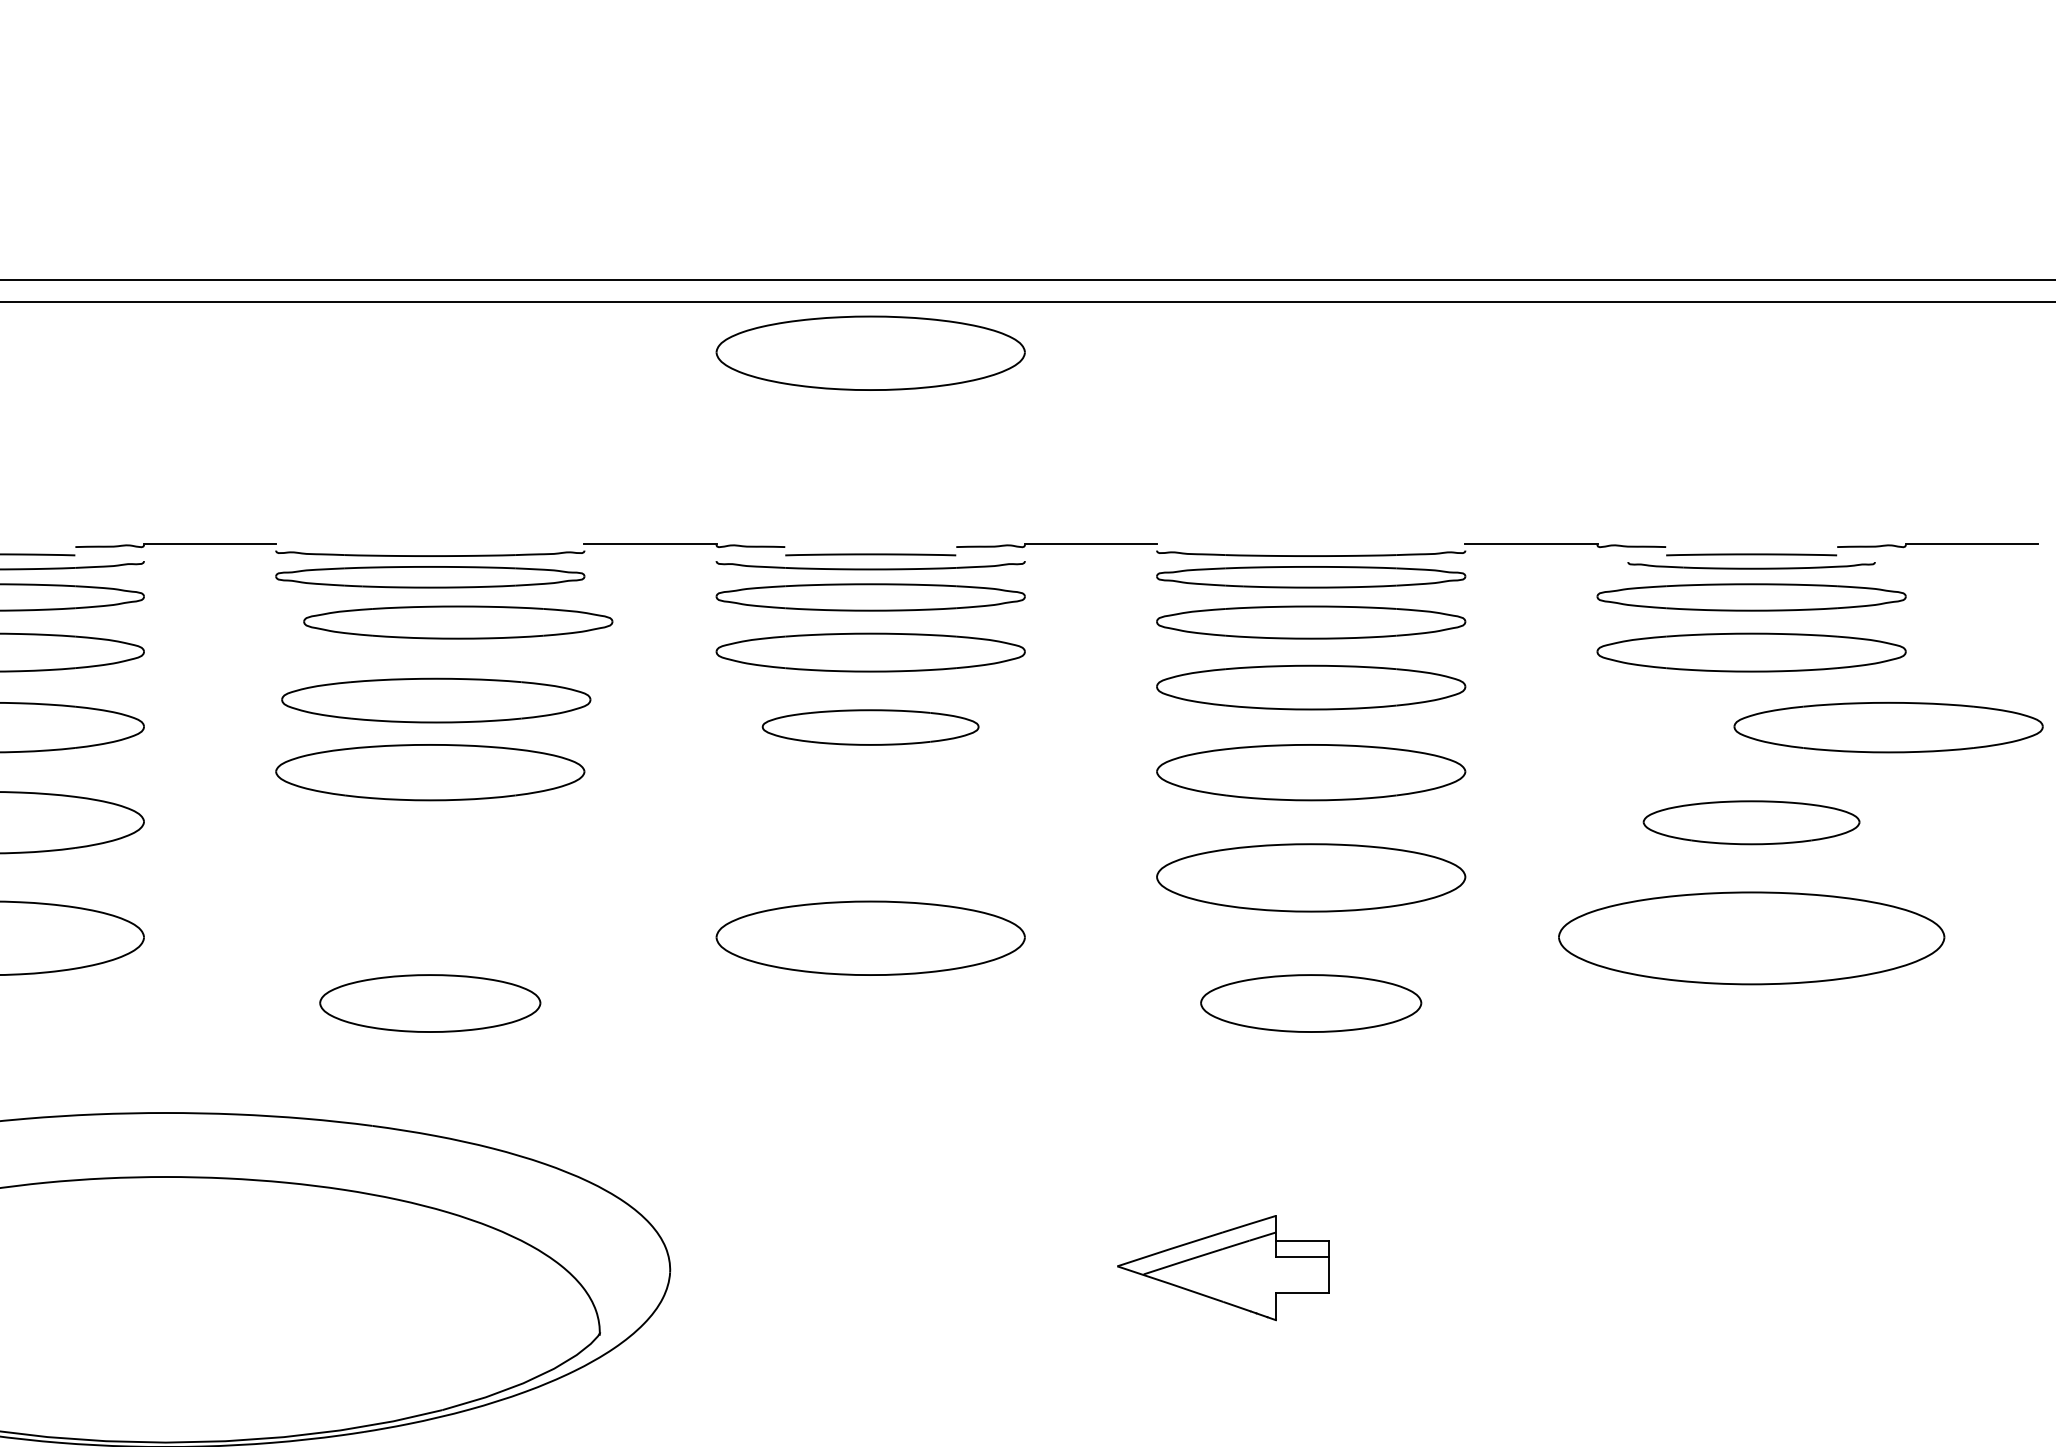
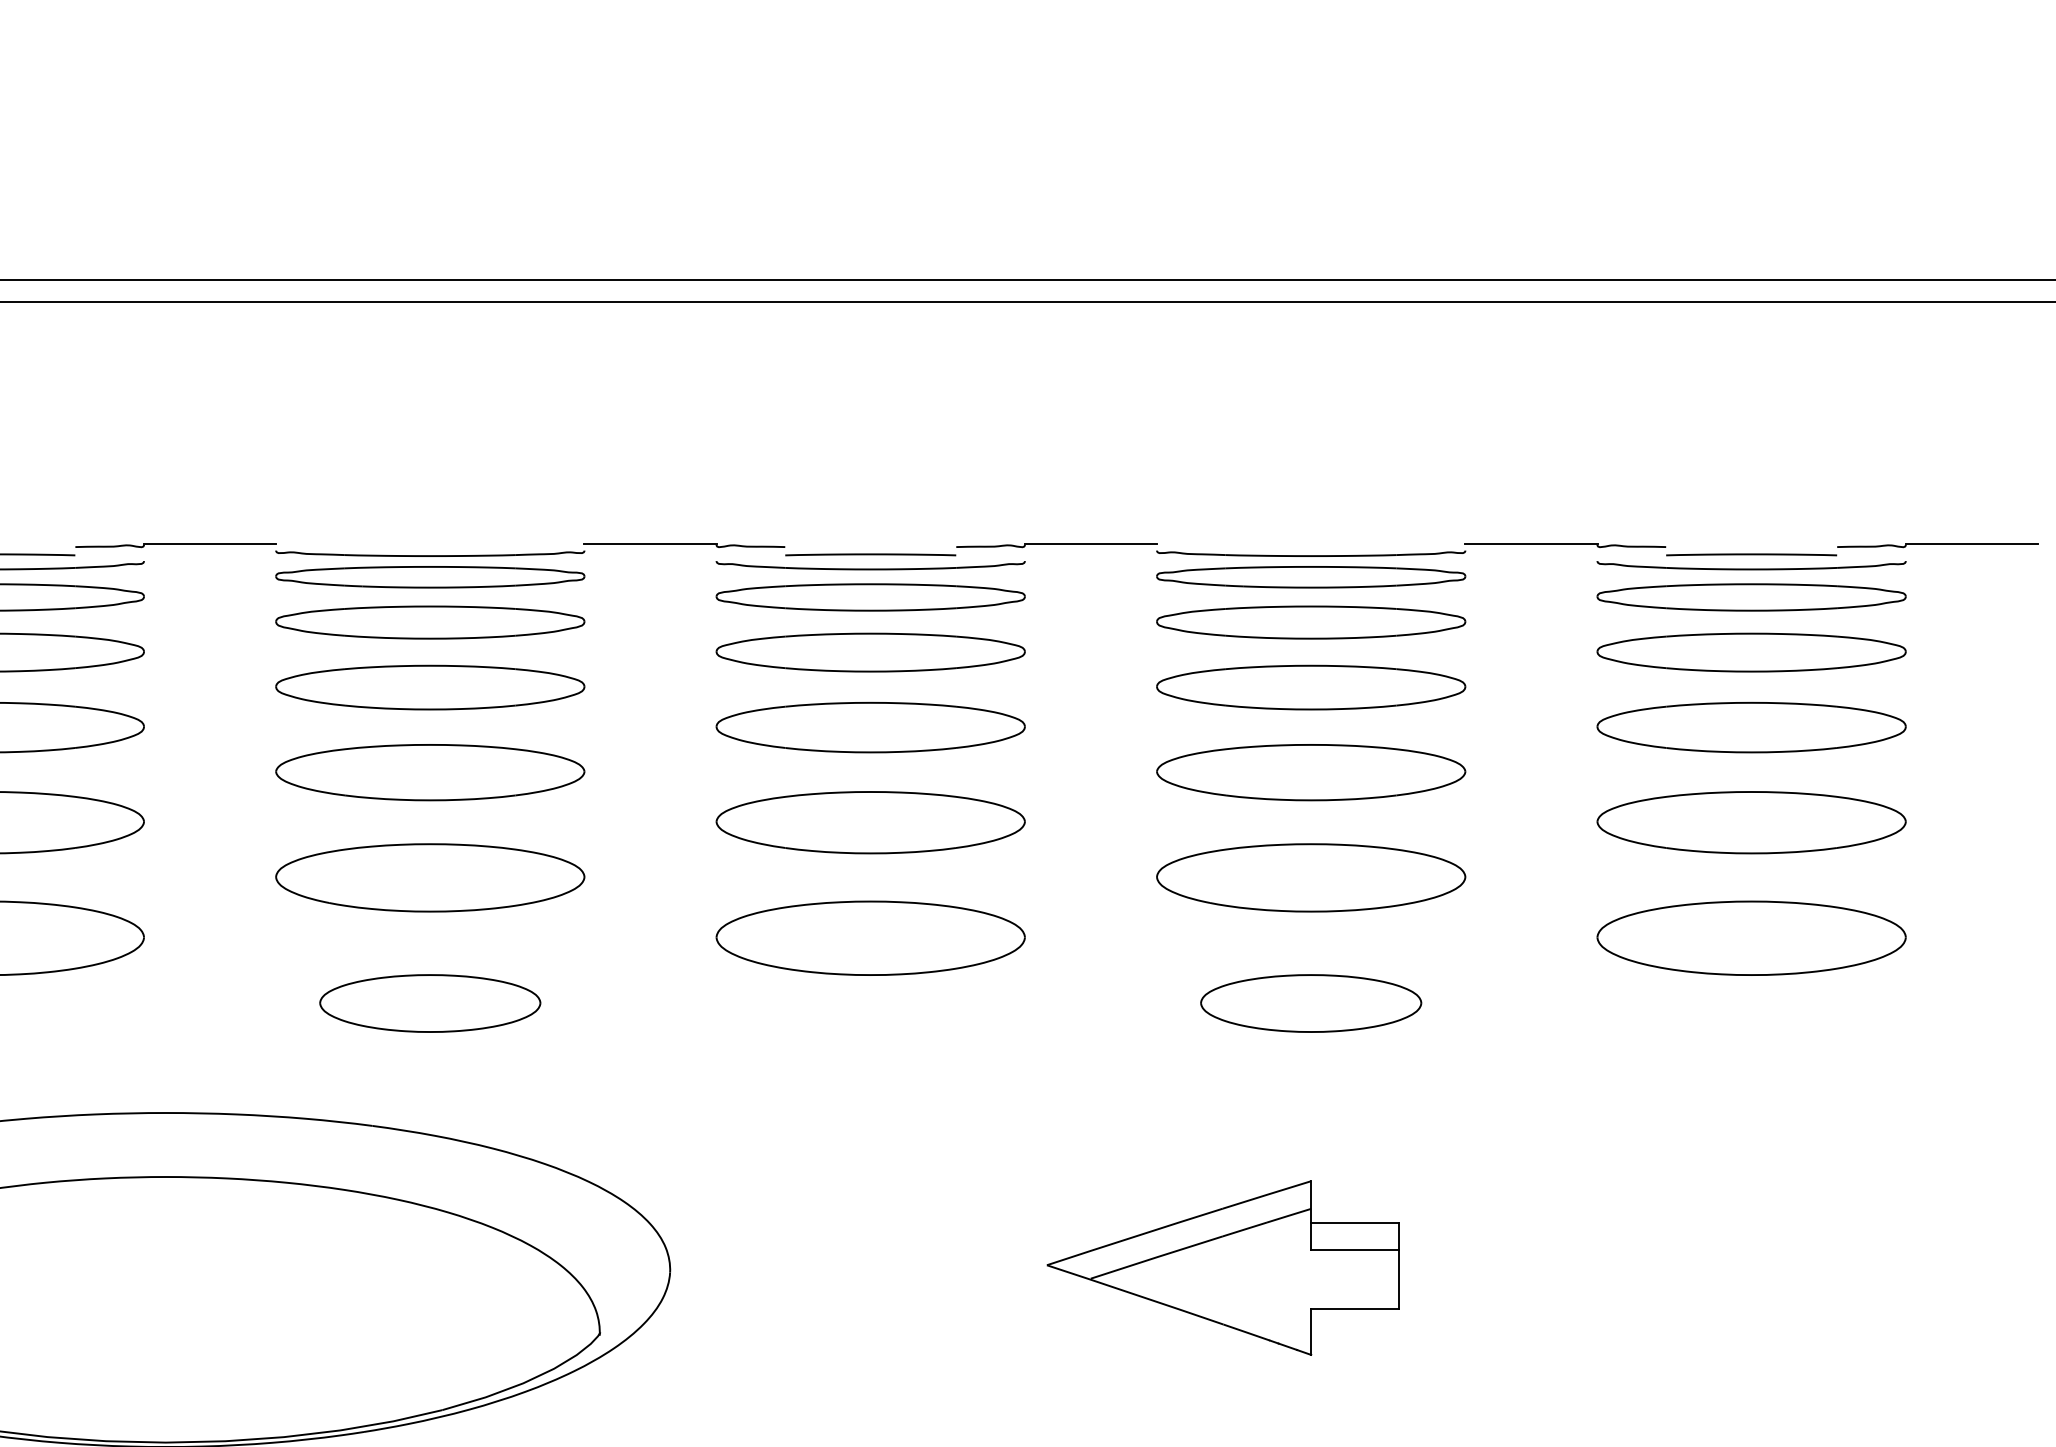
part: present -> none (870, 352)
part size: 249x8 px -> 311x10 px (1751, 565)
part position: (458, 622) -> (430, 622) (430, 622)
part position: (436, 700) -> (430, 687) (430, 687)
part size: 219x37 px -> 311x53 px (870, 727)
part position: (1888, 727) -> (1751, 727) (1751, 727)
part: none -> present (870, 822)
part size: 219x46 px -> 311x64 px (1751, 822)
part: none -> present (430, 877)
part size: 388x95 px -> 311x76 px (1751, 937)
part size: 213x107 px -> 354x176 px (1222, 1267)
